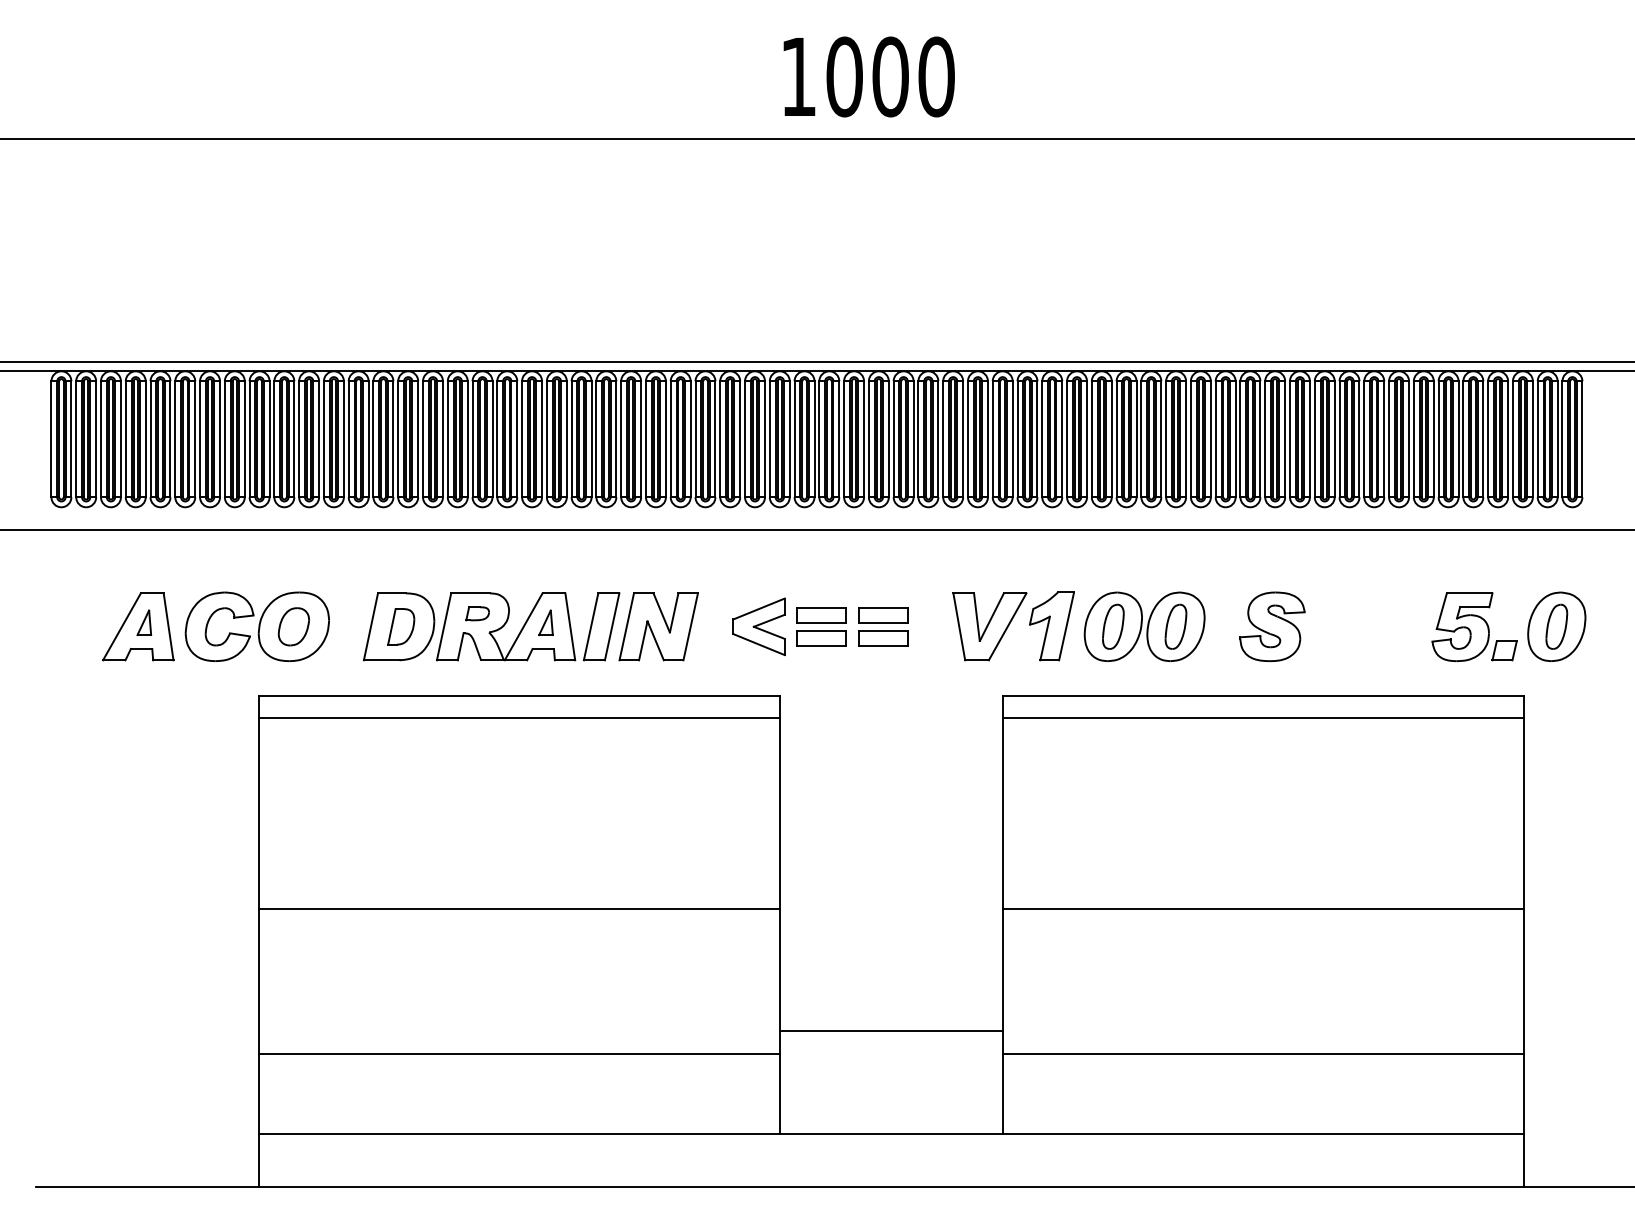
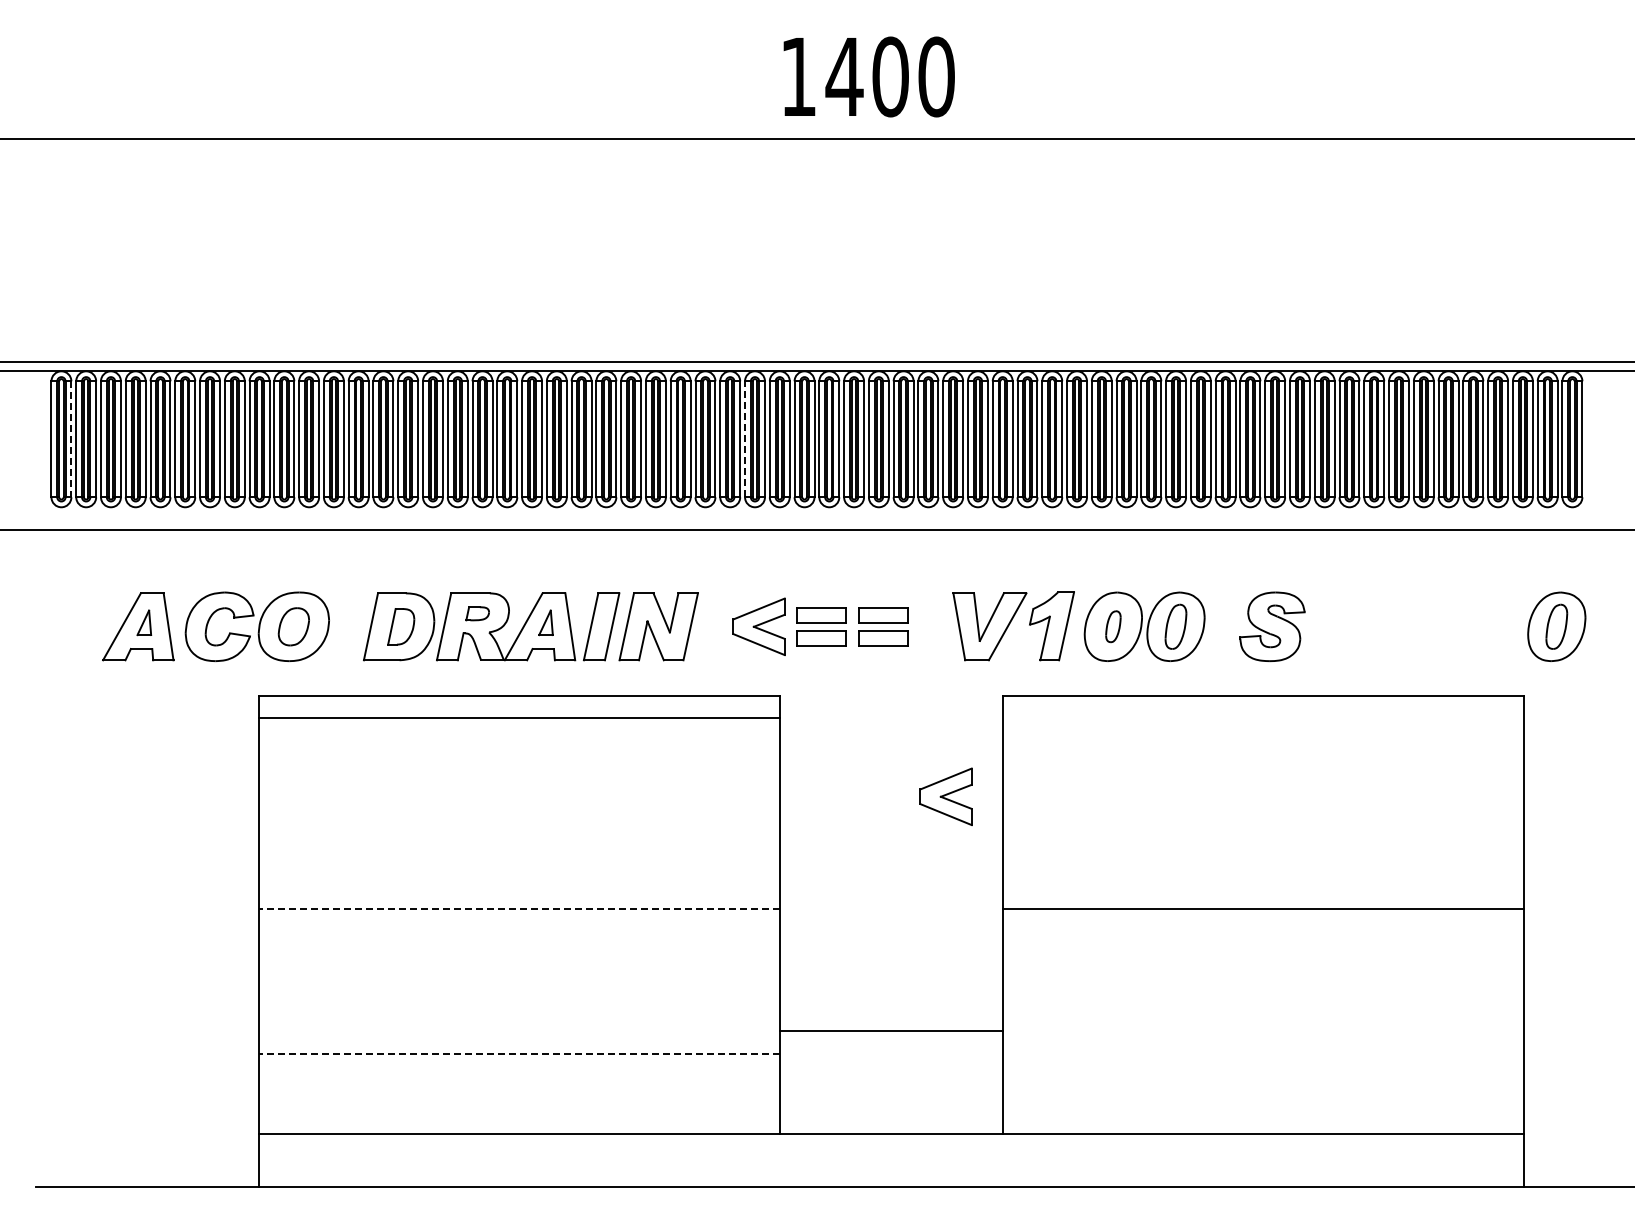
text: 1000 -> 1400 (844, 76)
line: solid -> dashed (745, 438)
line: solid -> dashed (71, 439)
part size: 23x47 px -> 17x34 px (1113, 626)
part: present -> none (1474, 627)
line: present -> none (1262, 718)
part: none -> present (945, 796)
line: solid -> dashed (518, 908)
line: solid -> dashed (518, 1053)
line: present -> none (1262, 1053)
